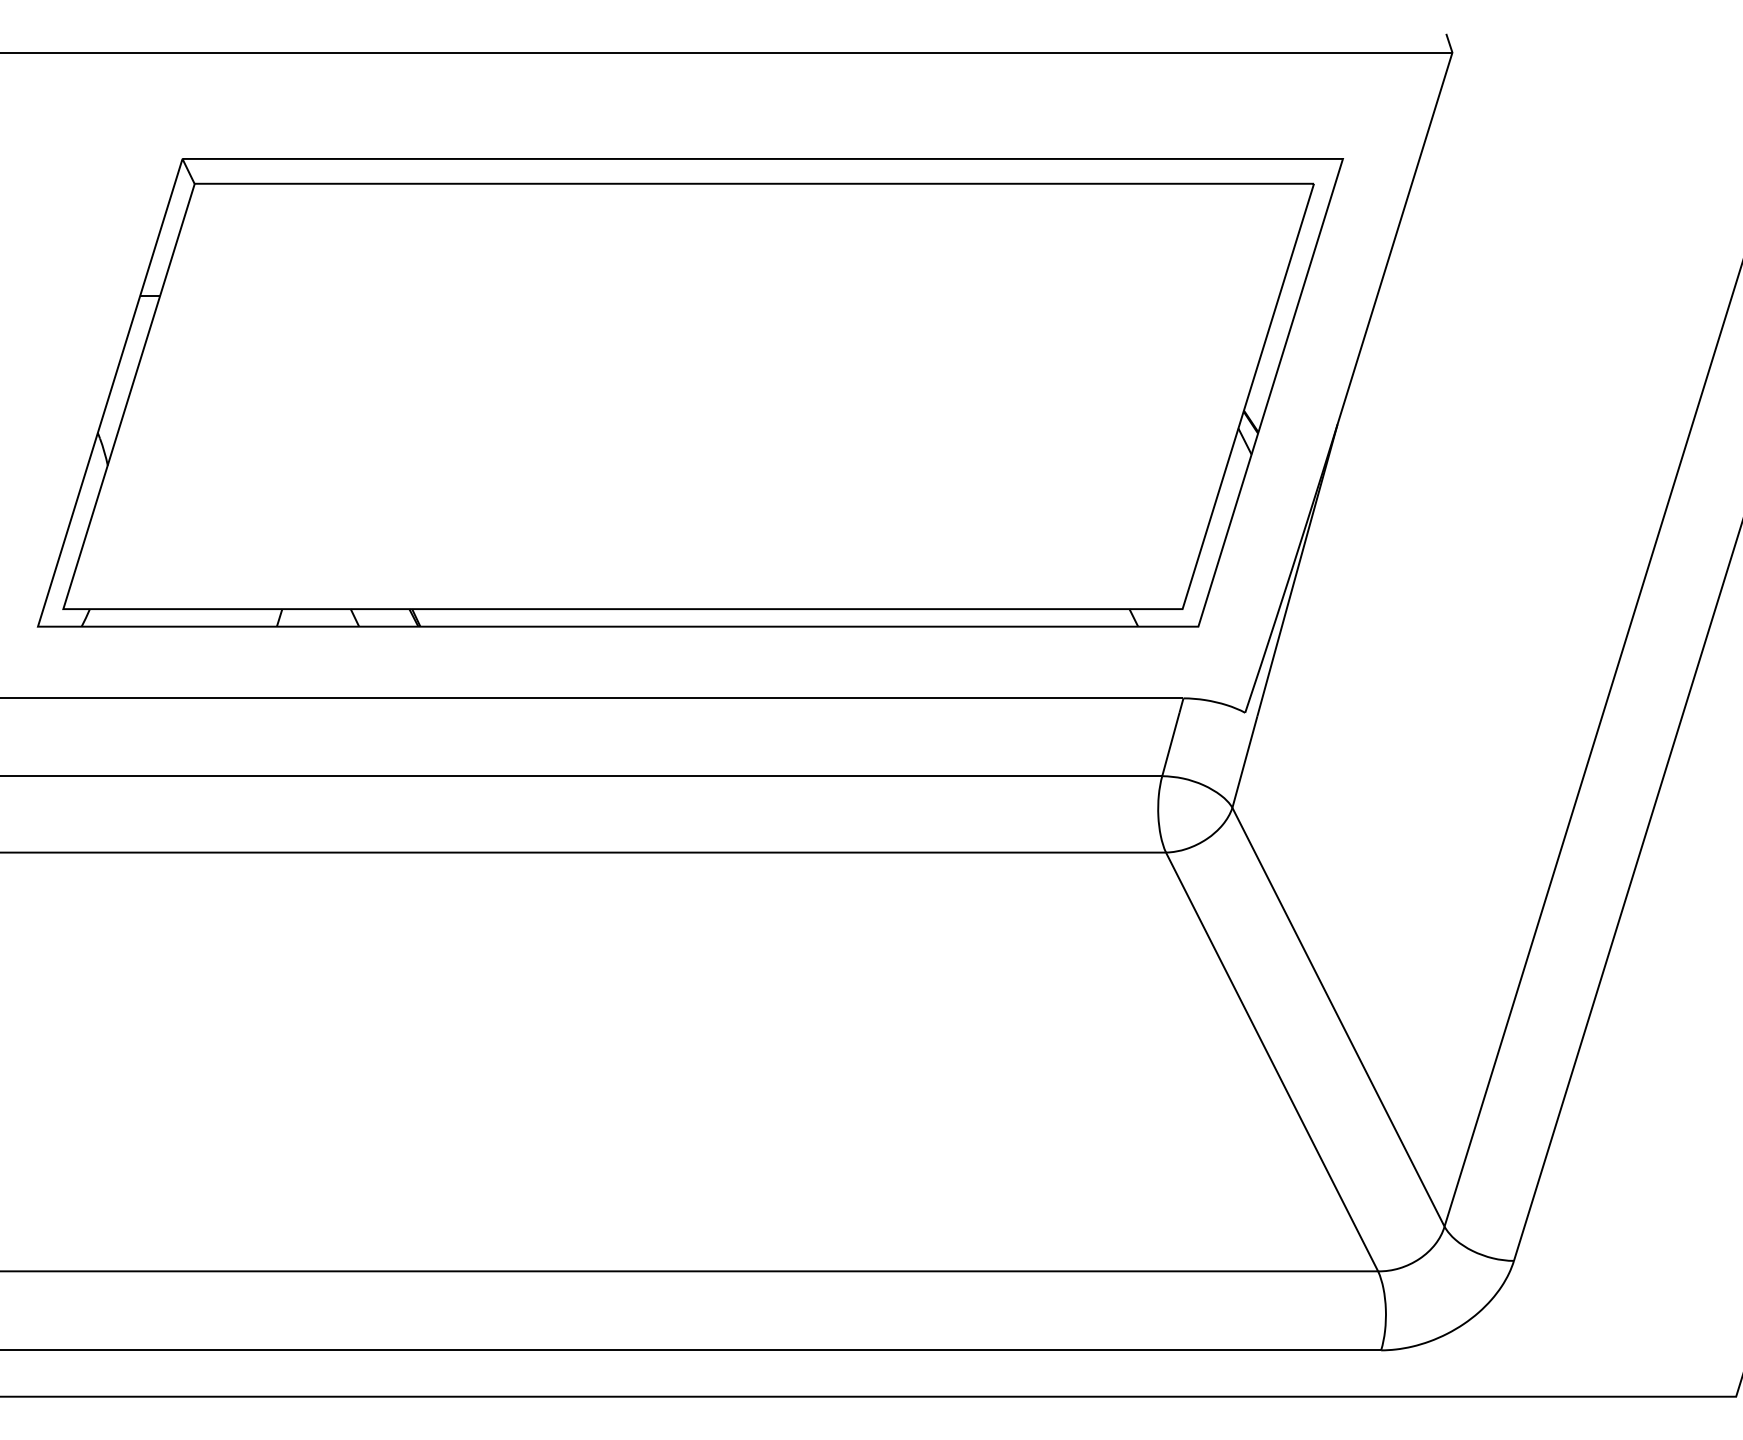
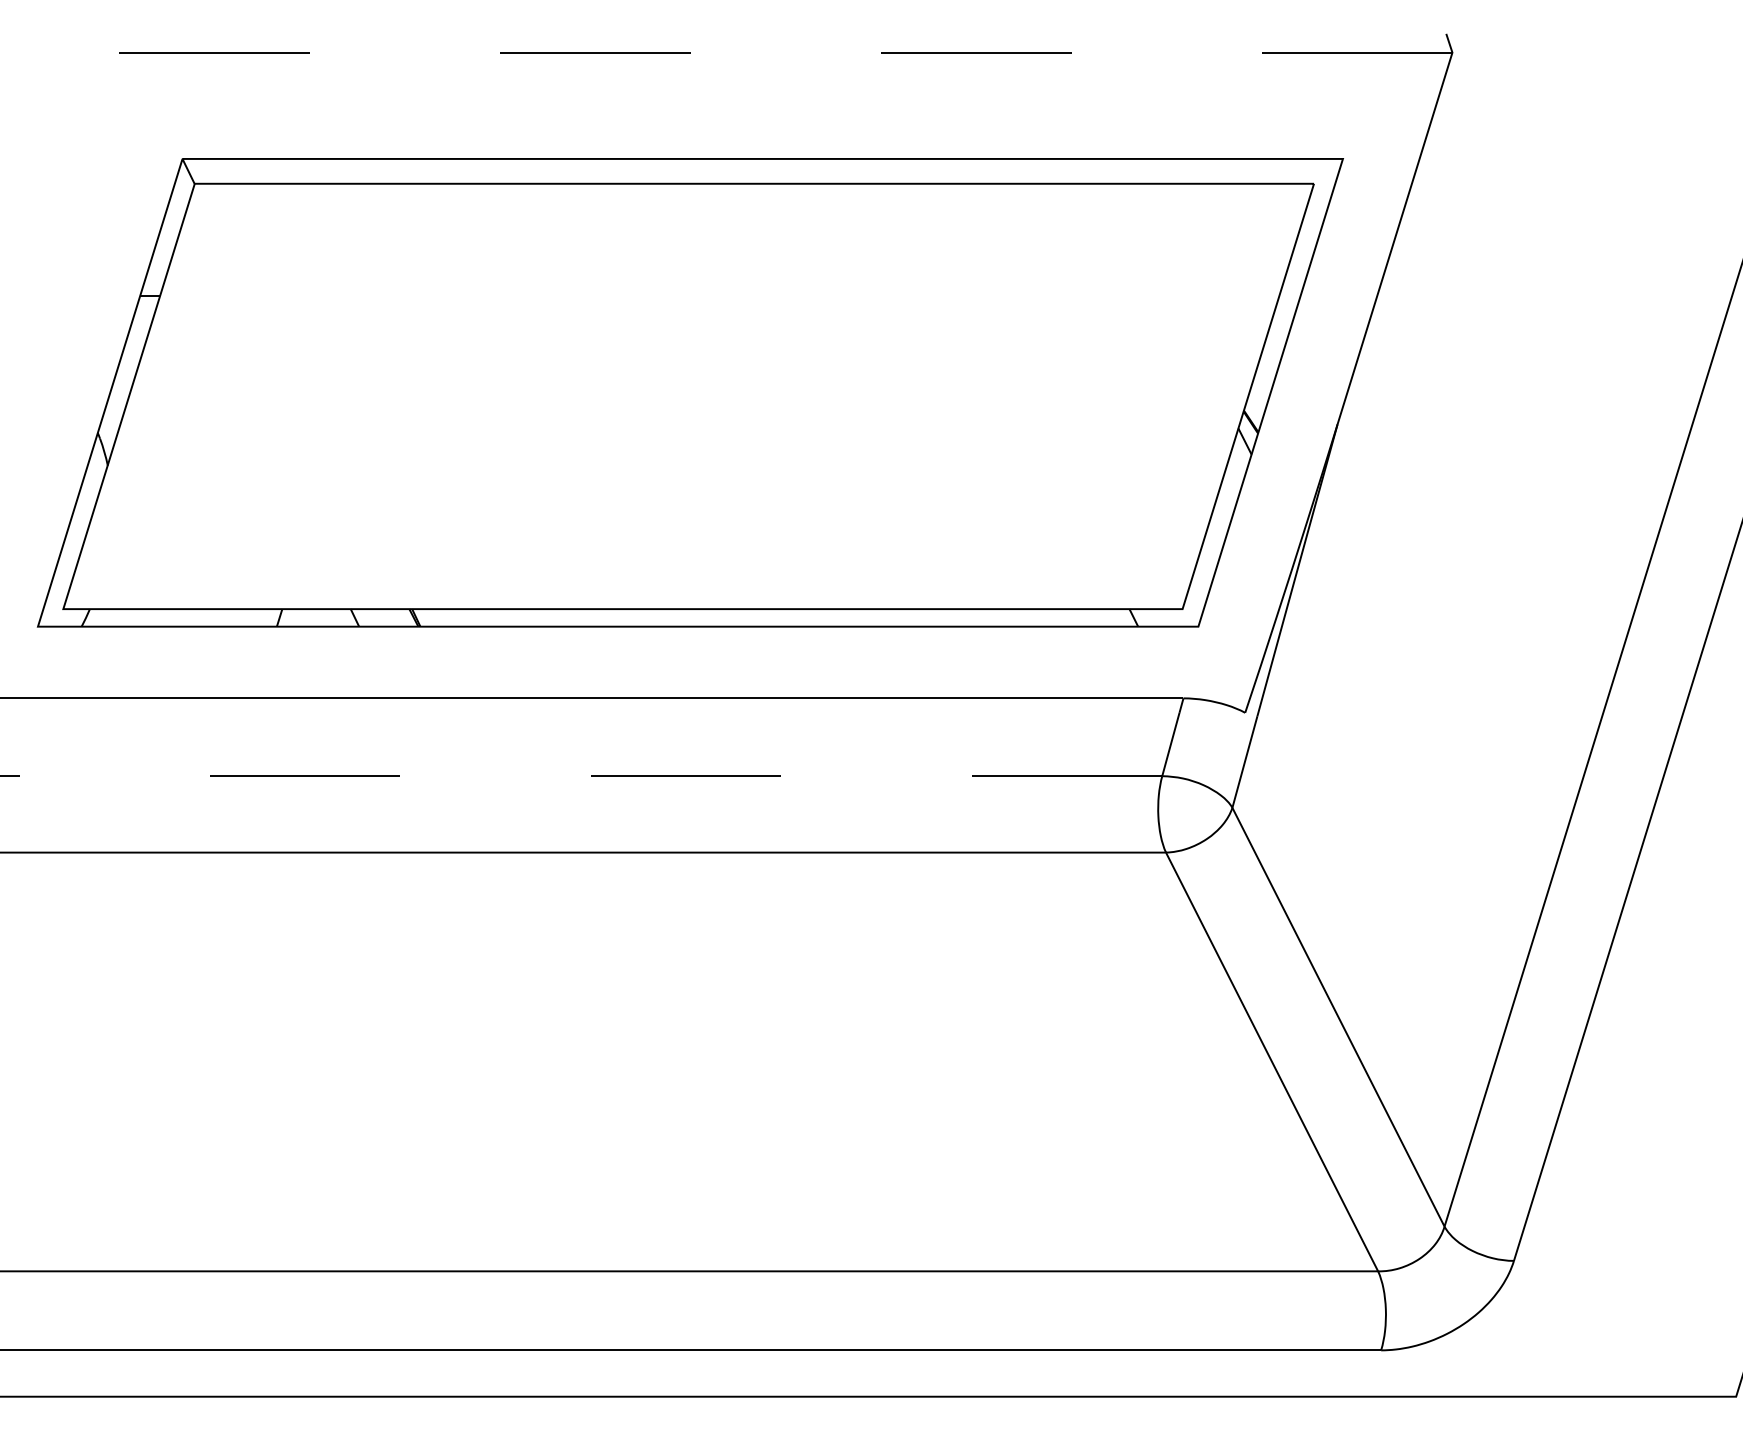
line: solid -> dashed (726, 52)
line: solid -> dashed (581, 776)
